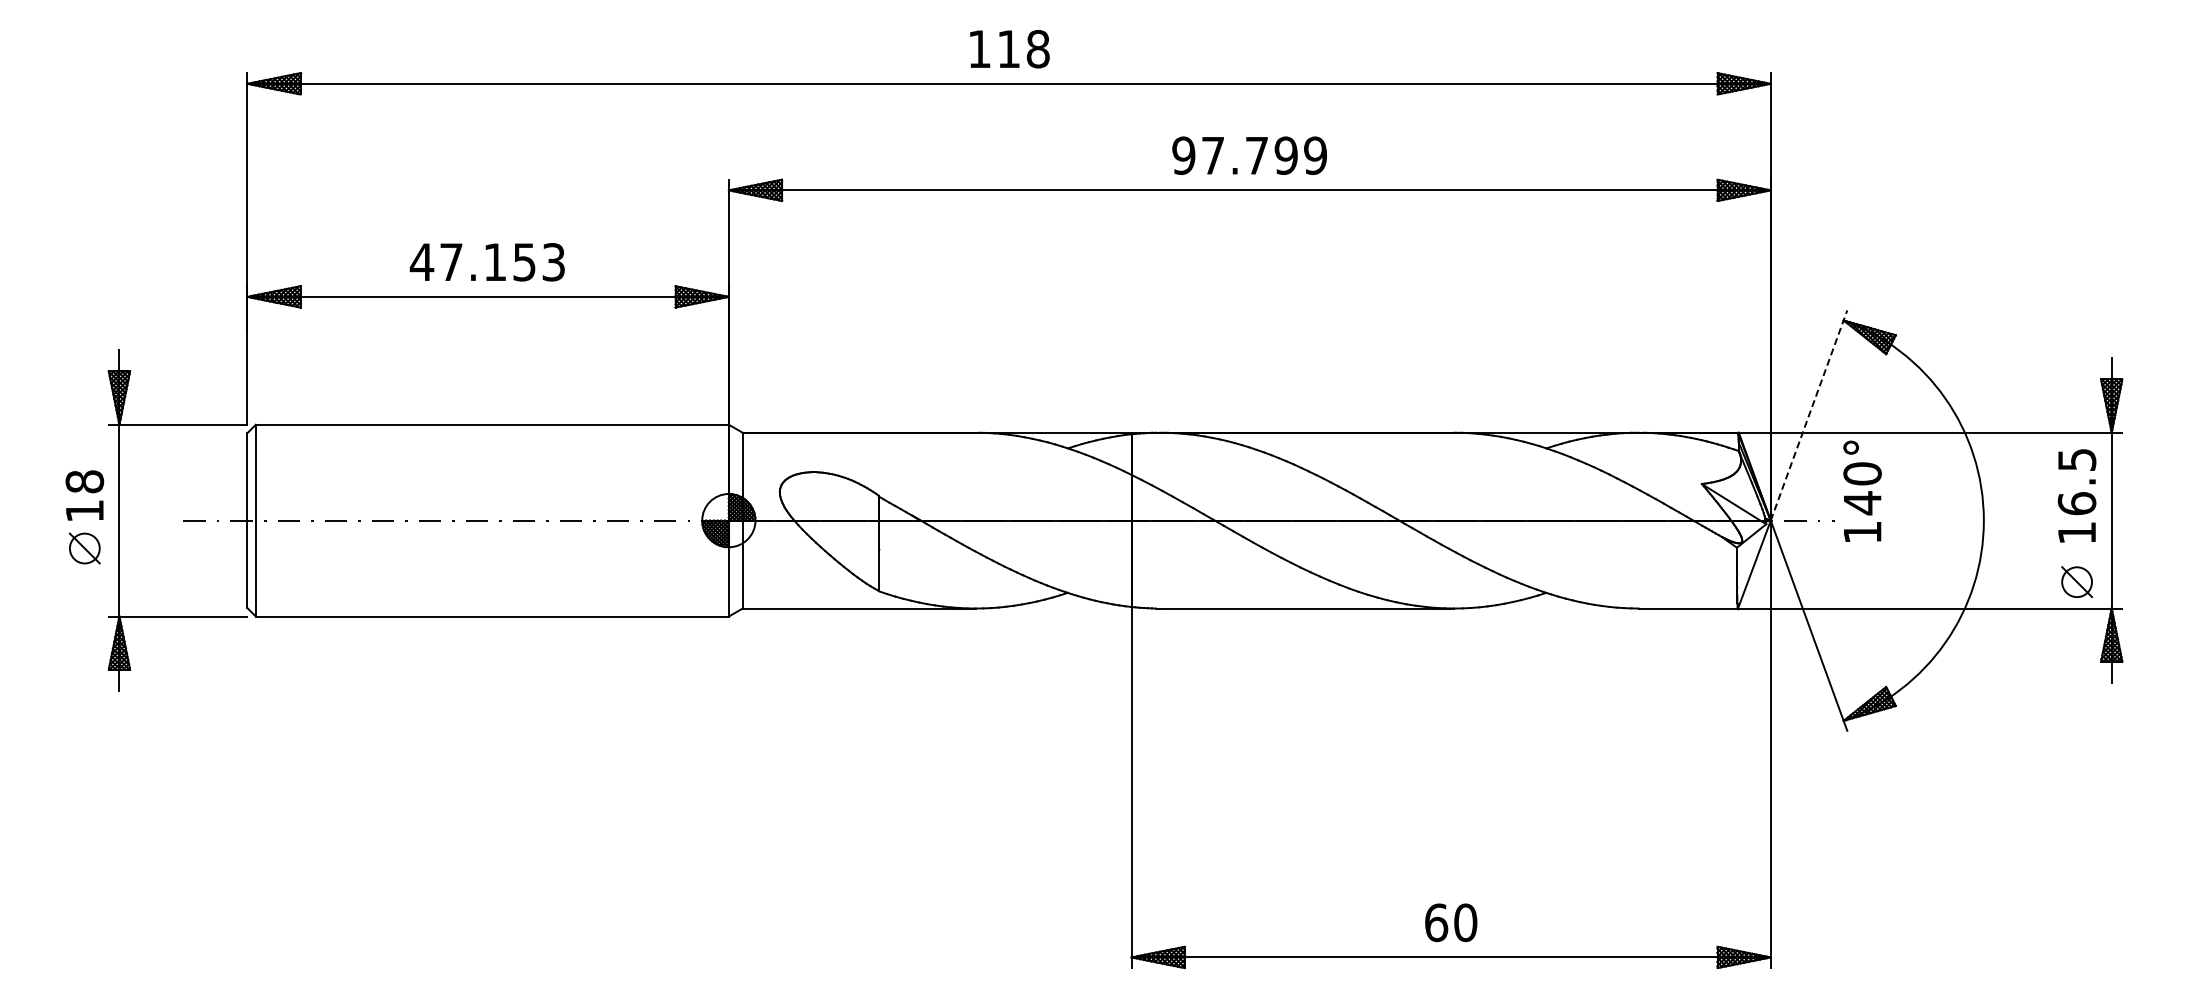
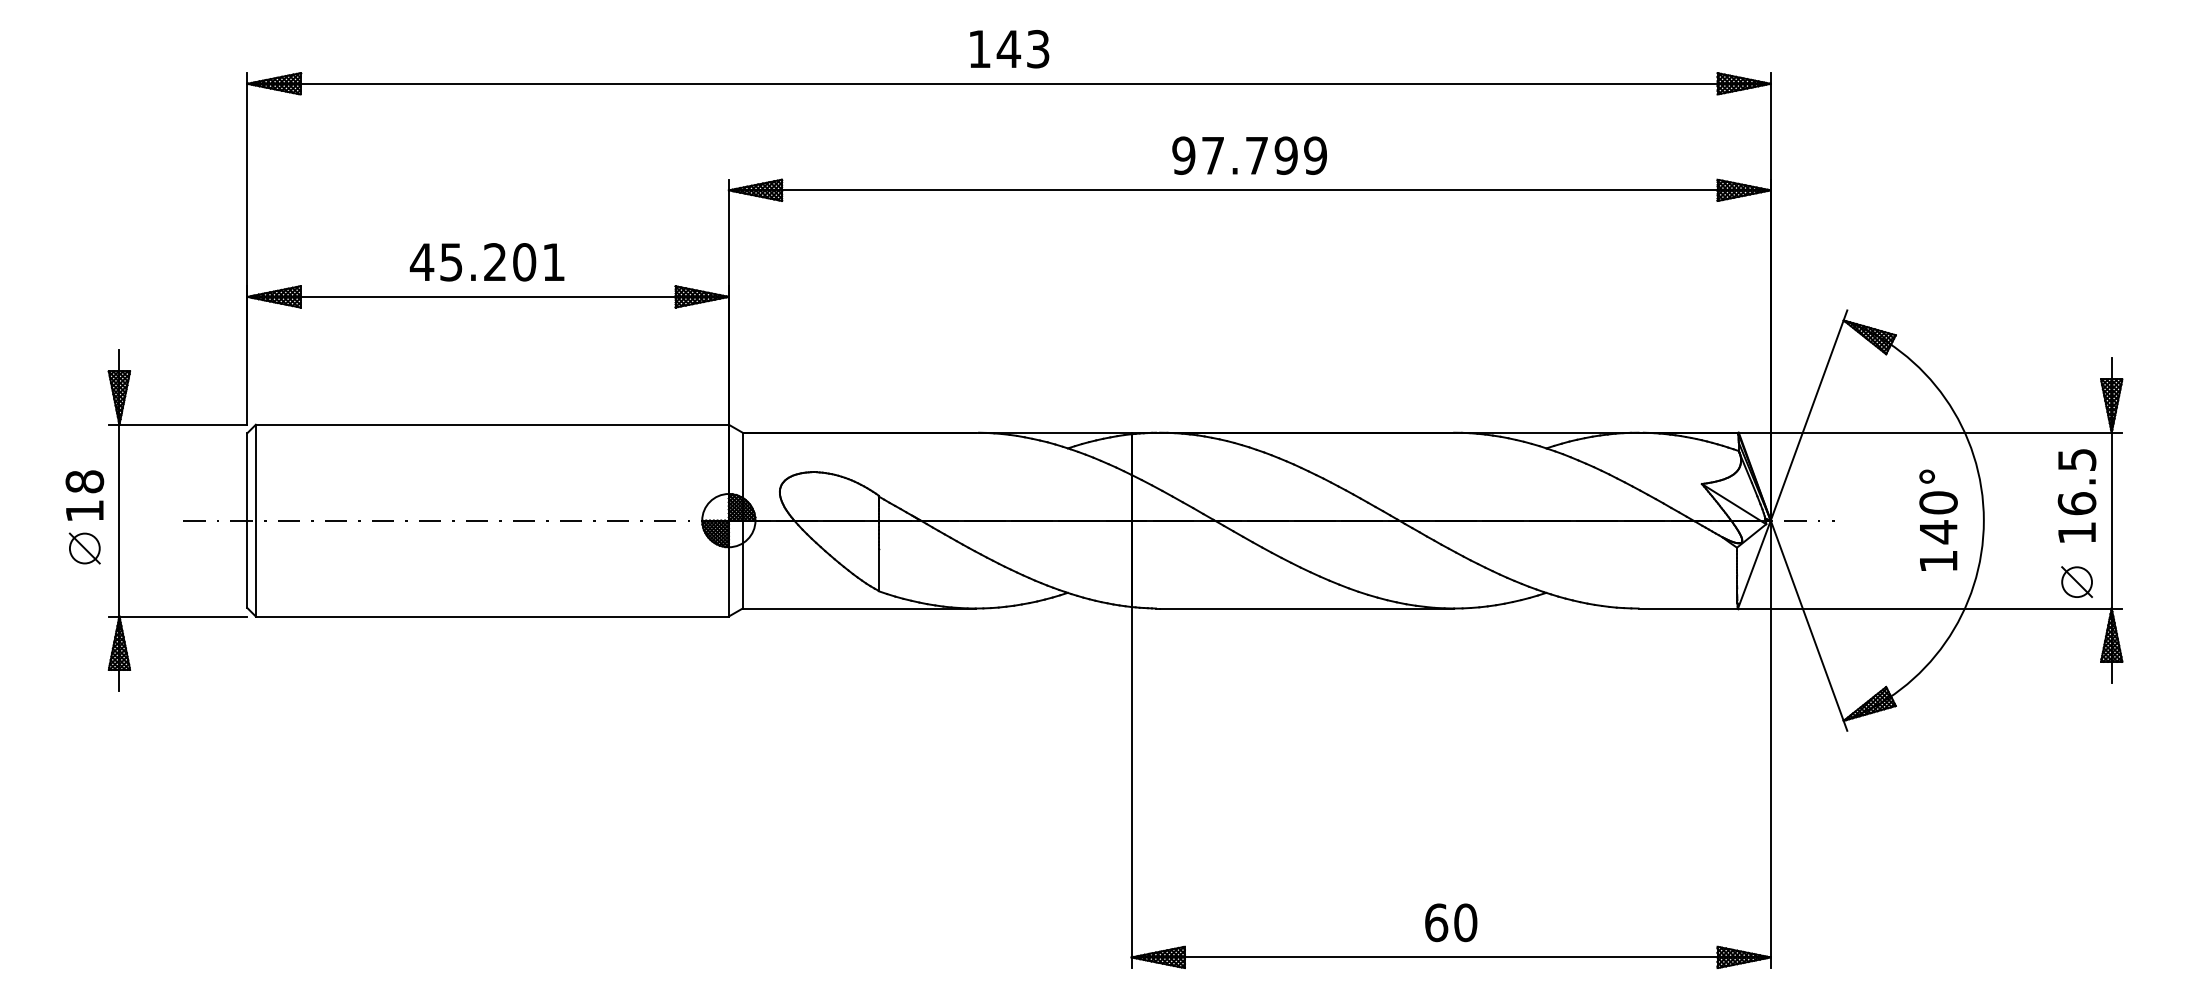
text: 118 -> 143 (1022, 49)
text: 47.153 -> 45.201 (502, 262)
line: dashed -> solid (1809, 415)
text position: (1862, 490) -> (1938, 519) (1938, 519)
